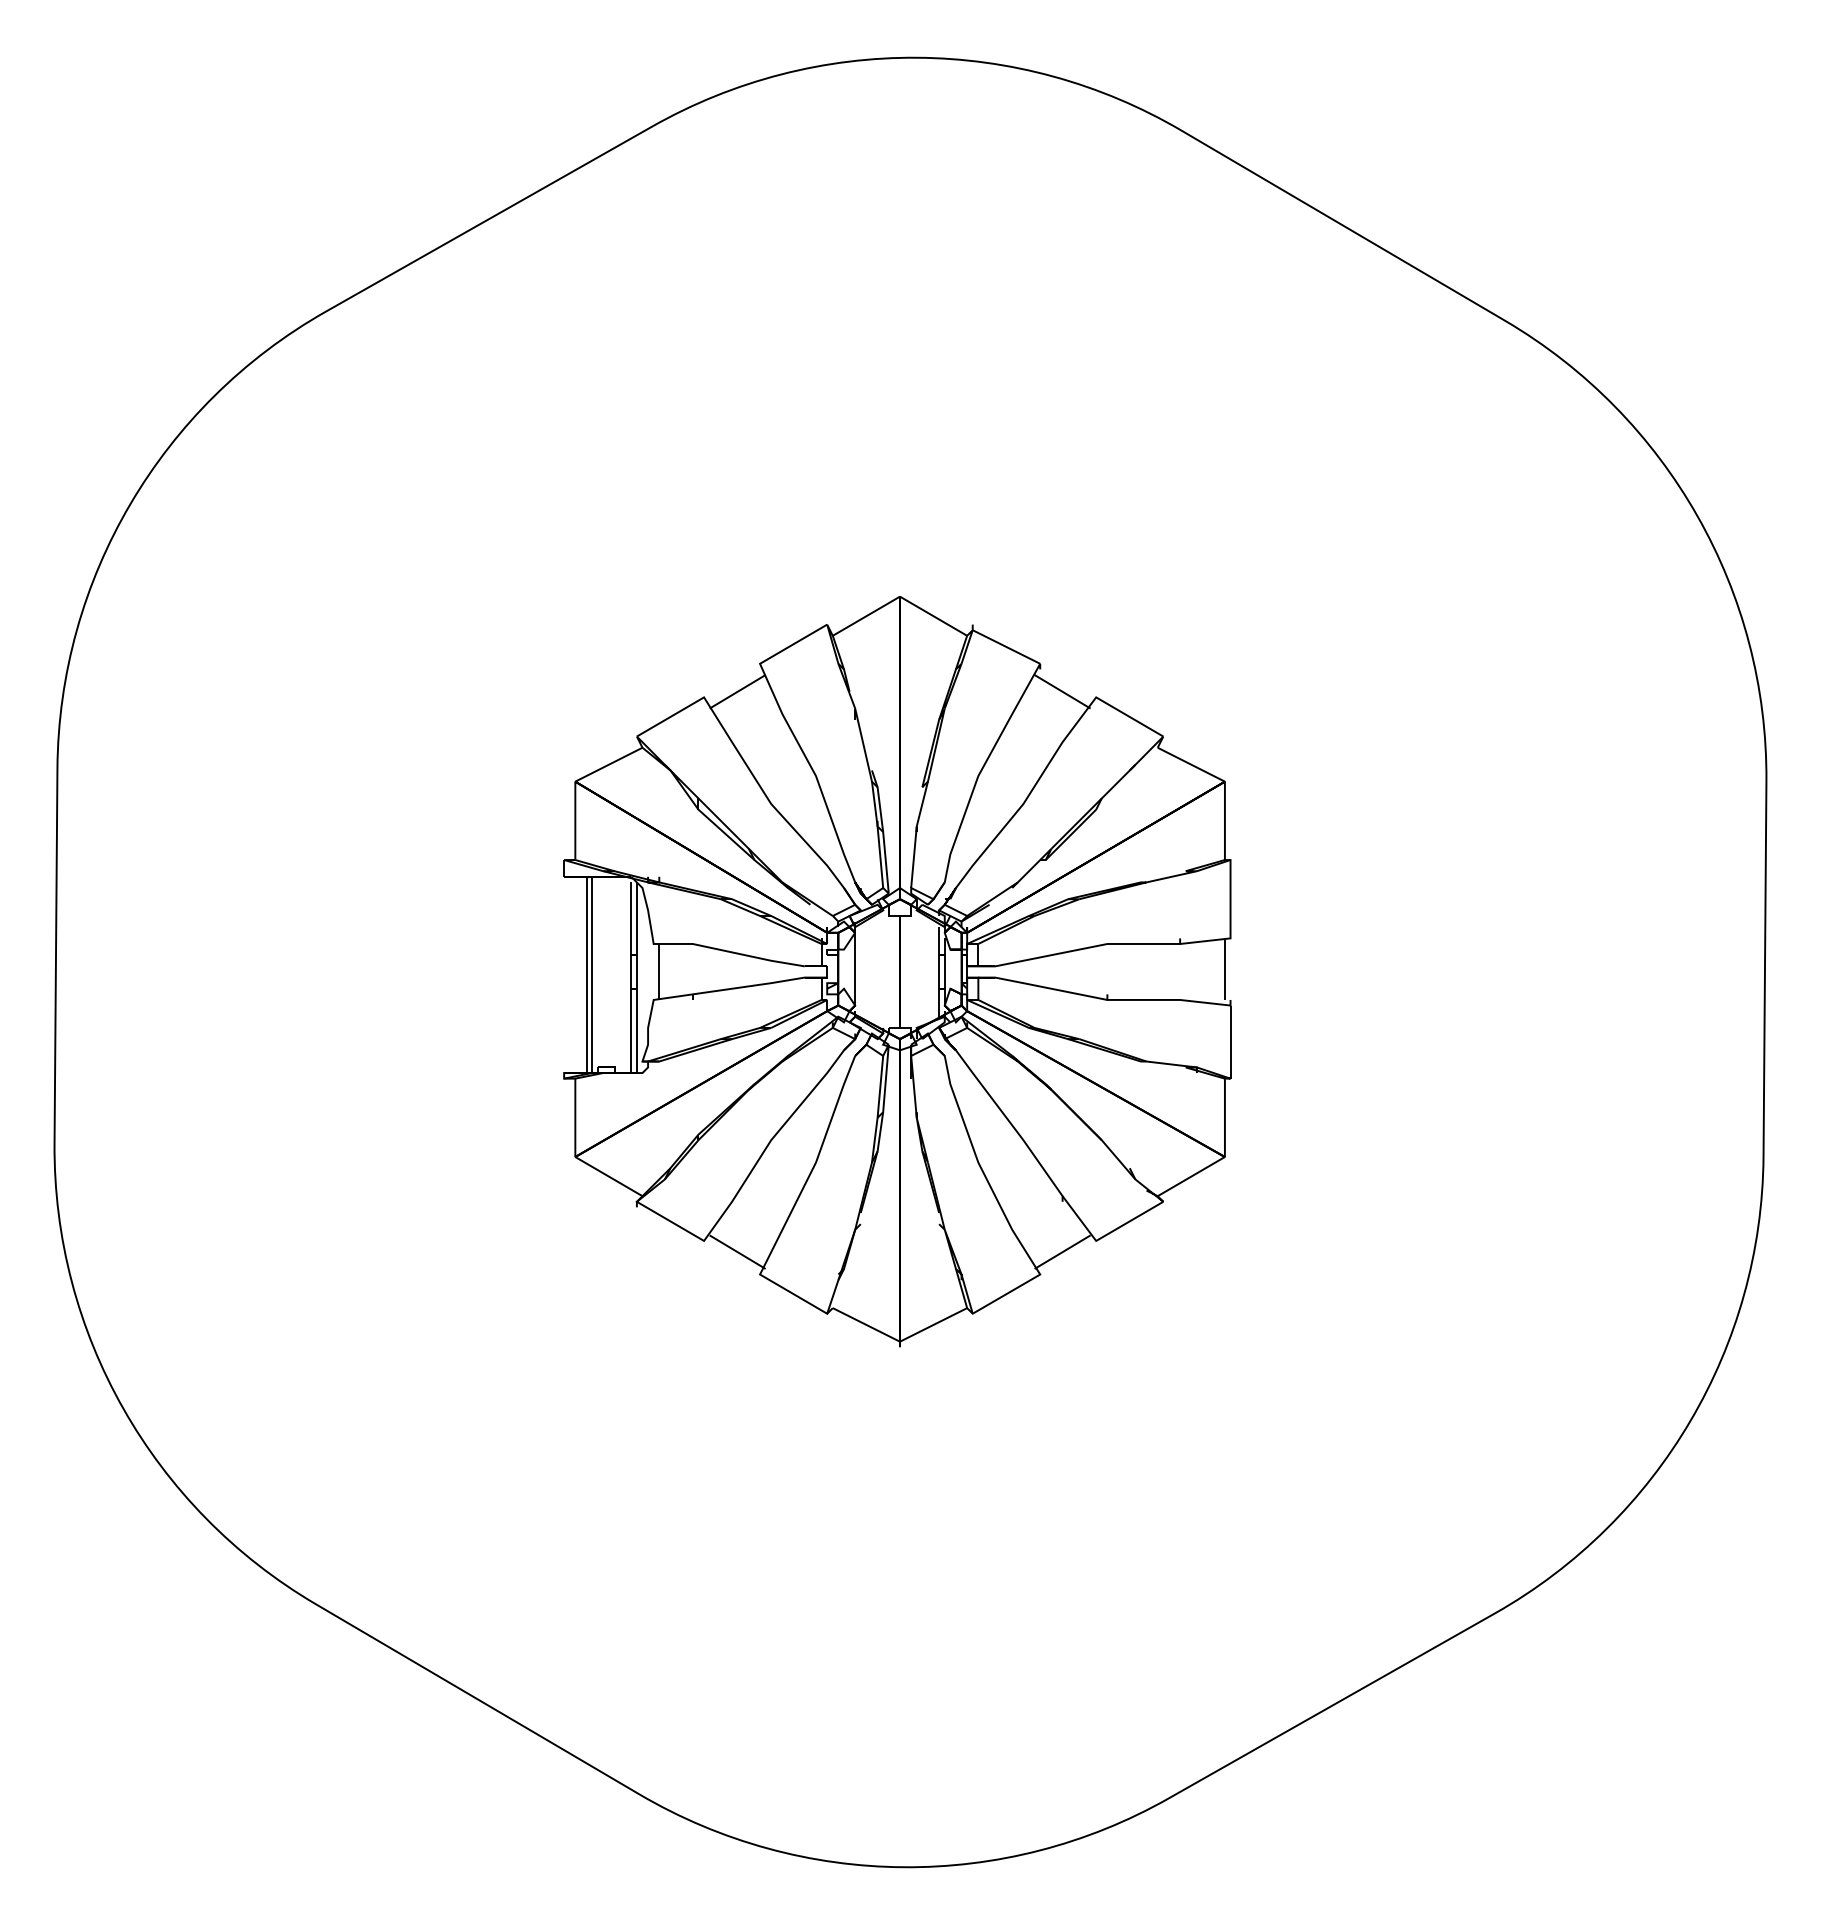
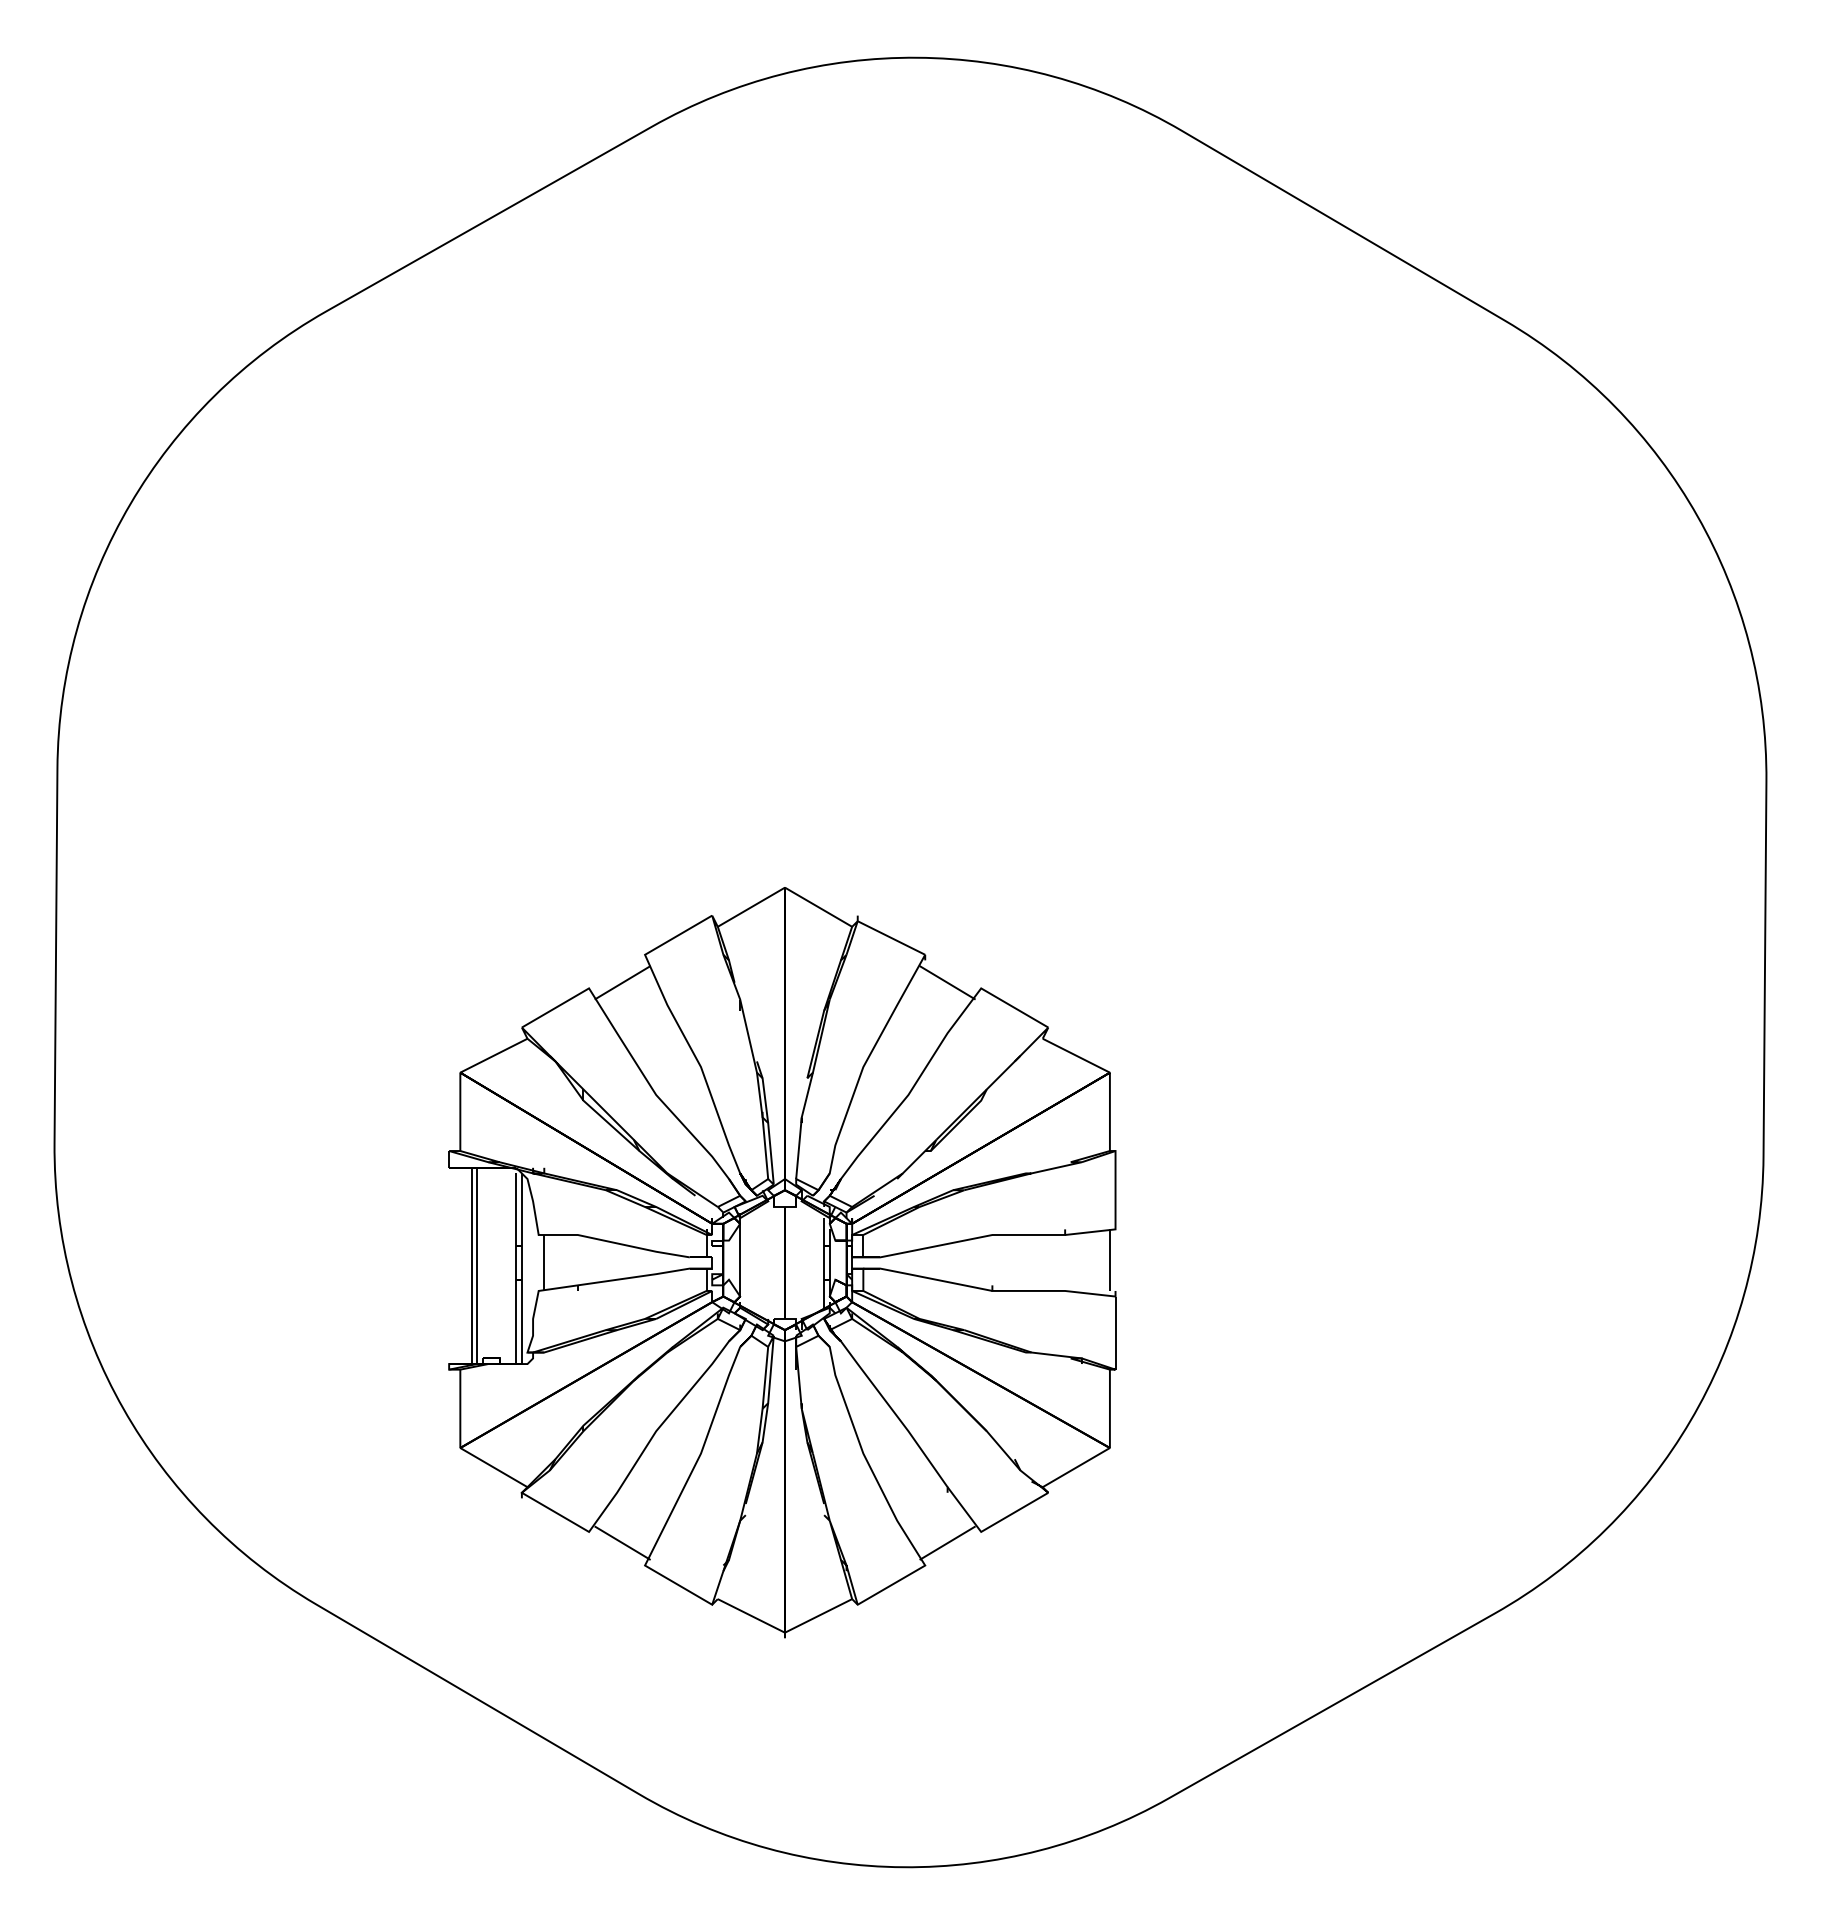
part position: (897, 971) -> (782, 1262) (782, 1262)
